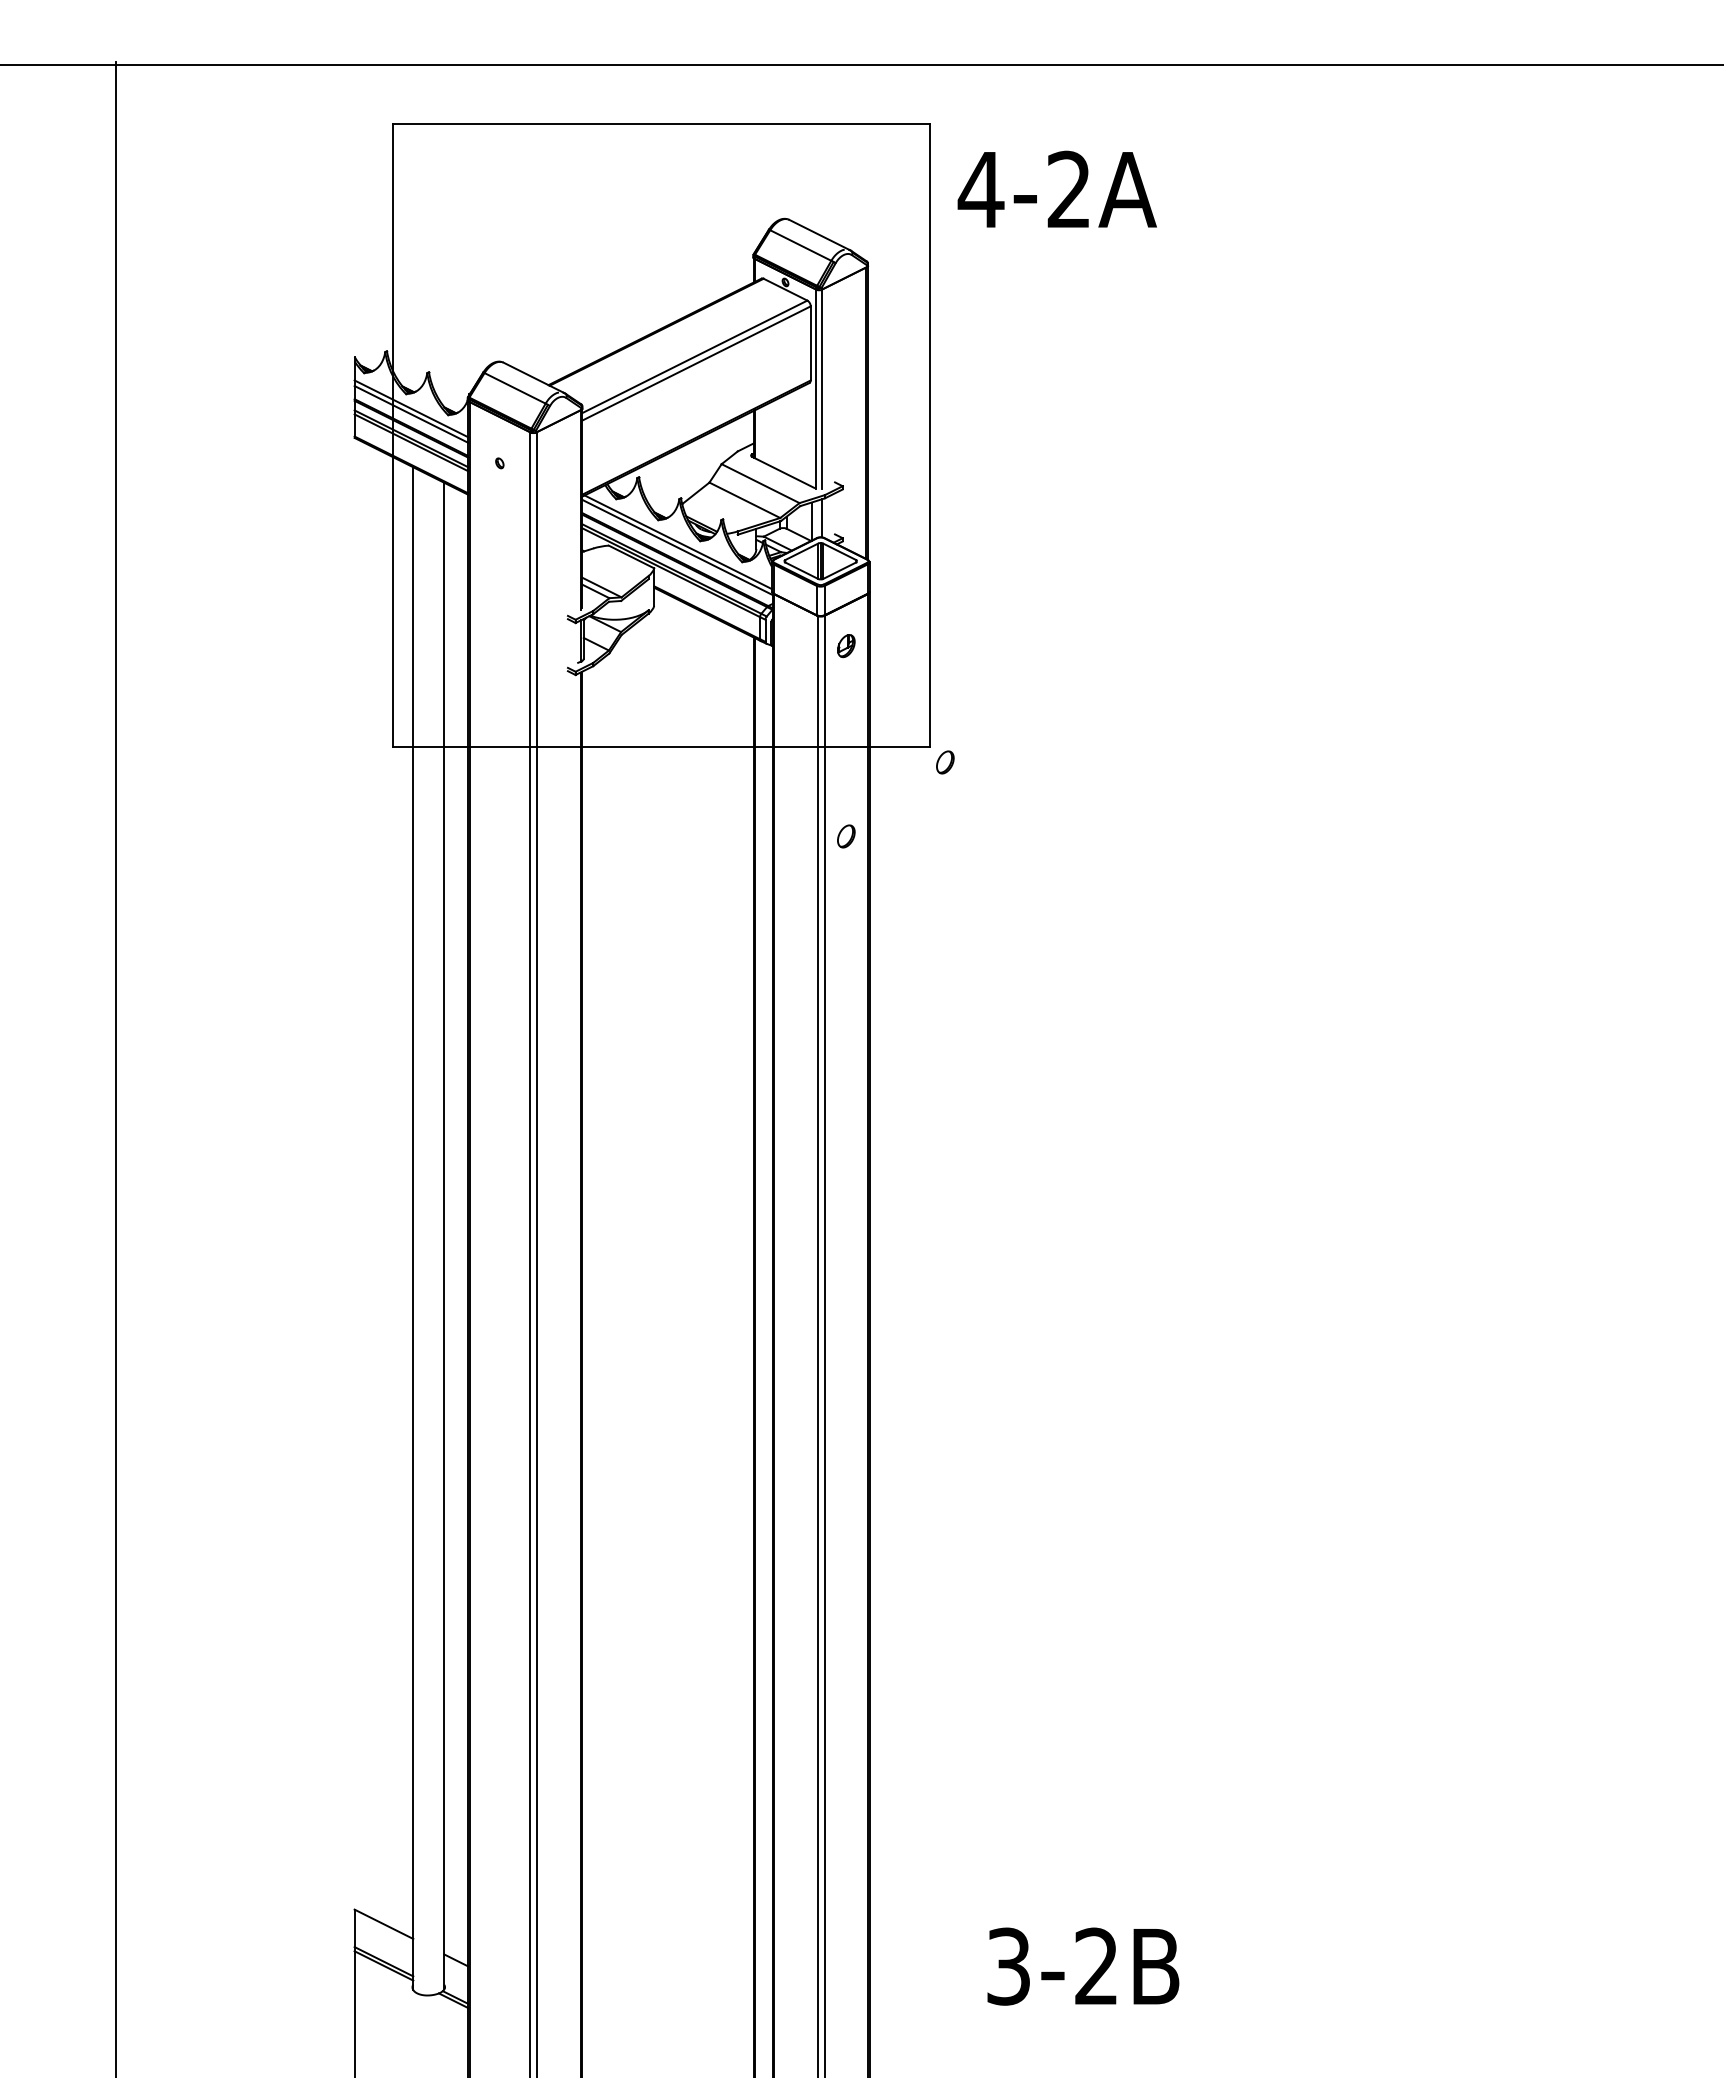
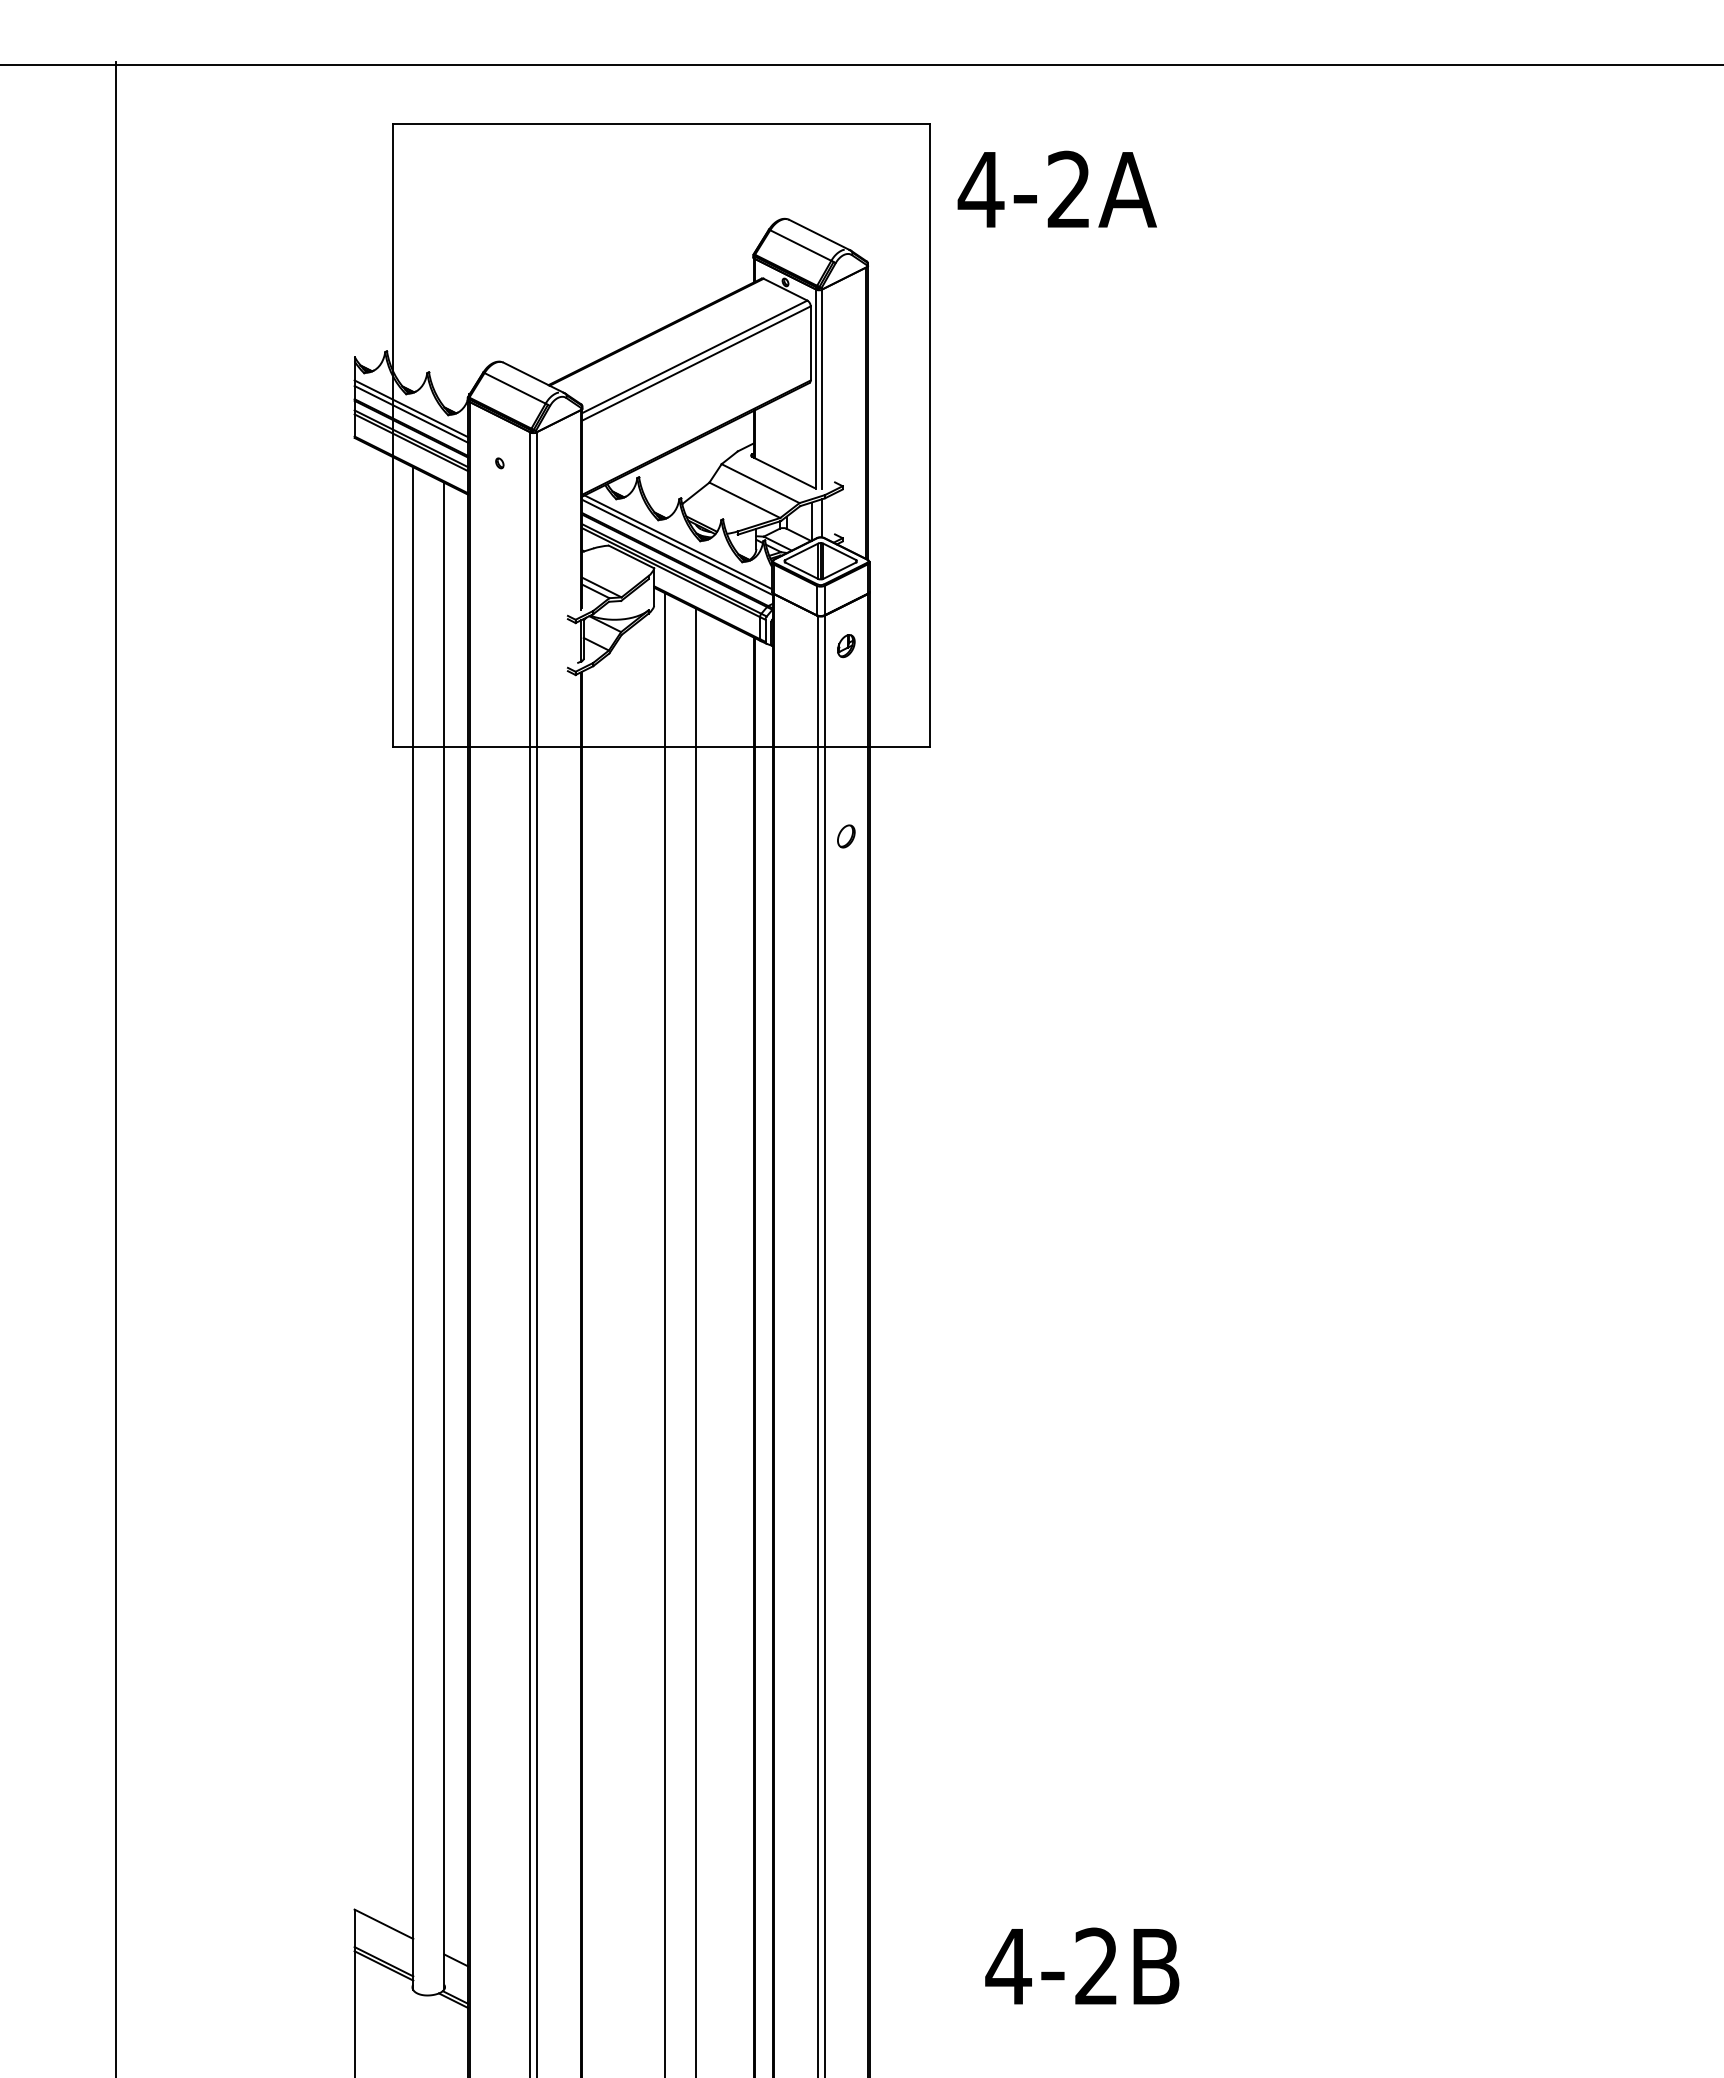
part: present -> none (945, 762)
line: none -> present (665, 1333)
line: none -> present (696, 1341)
text: 3-2B -> 4-2B (1008, 1966)
